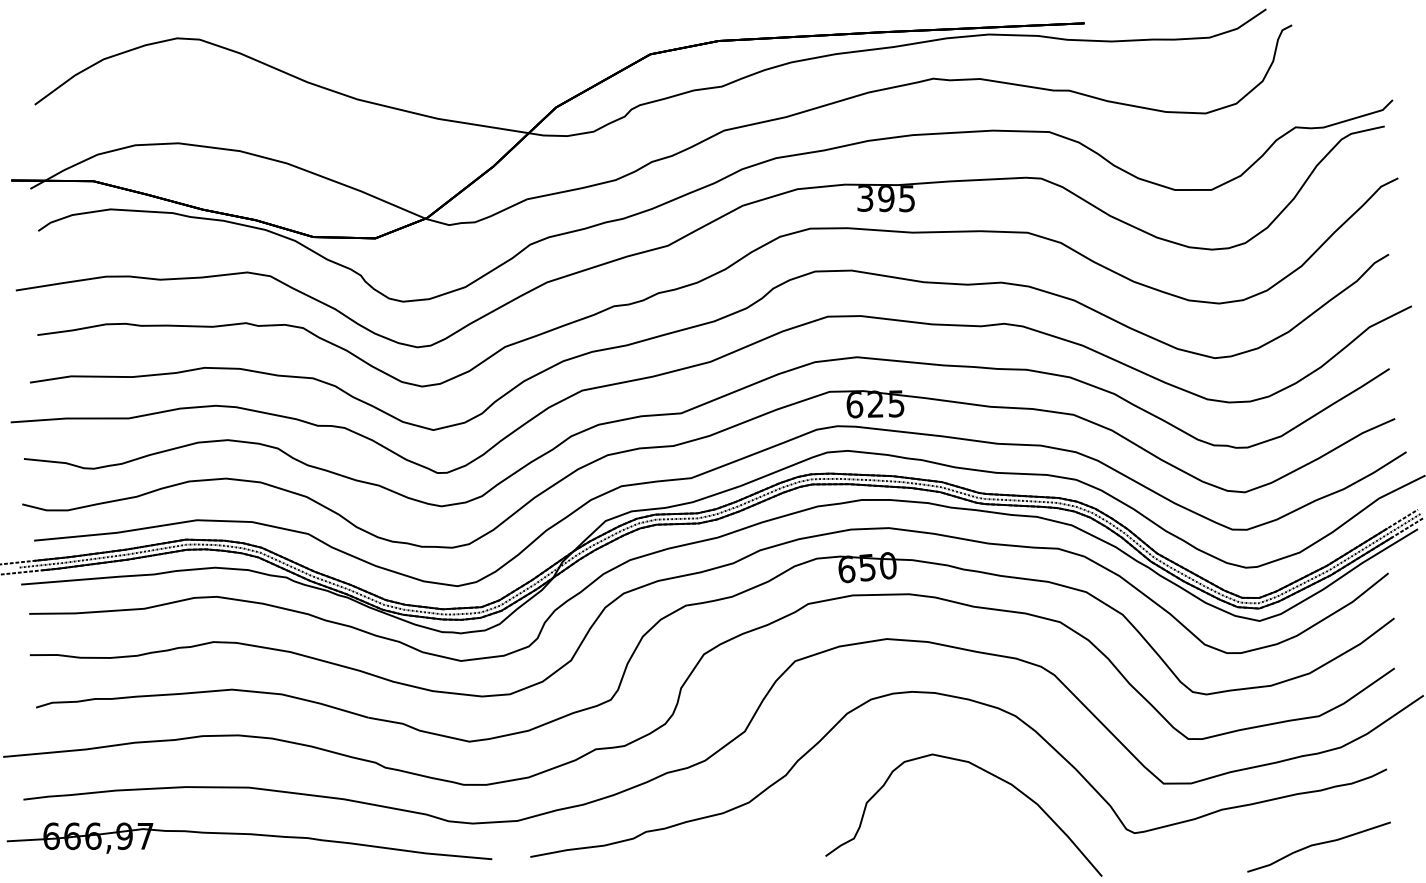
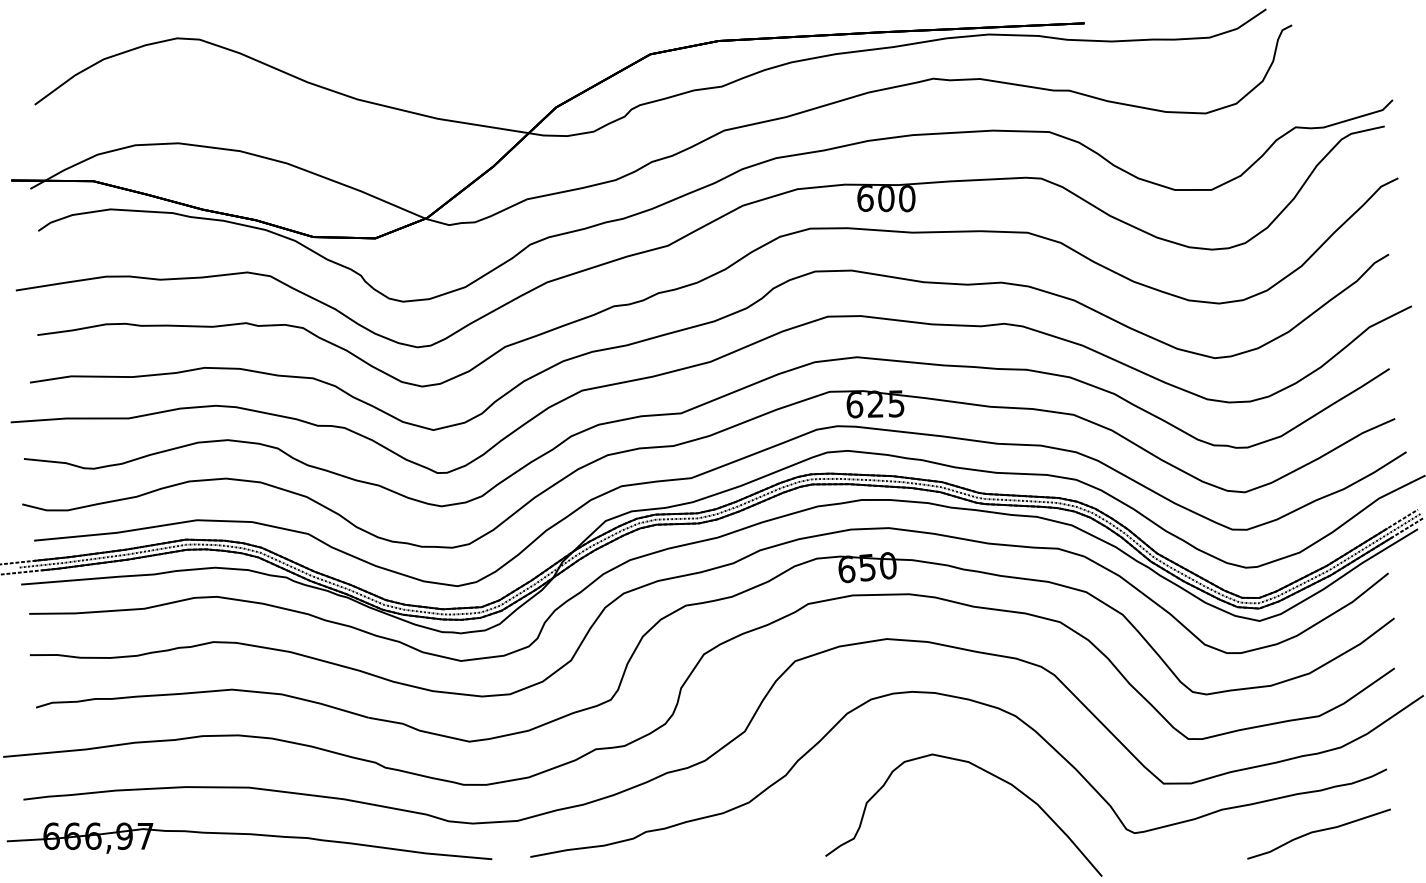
text: 395 -> 600 (886, 198)
curve position: (1317, 845) -> (1317, 832) (1317, 832)
